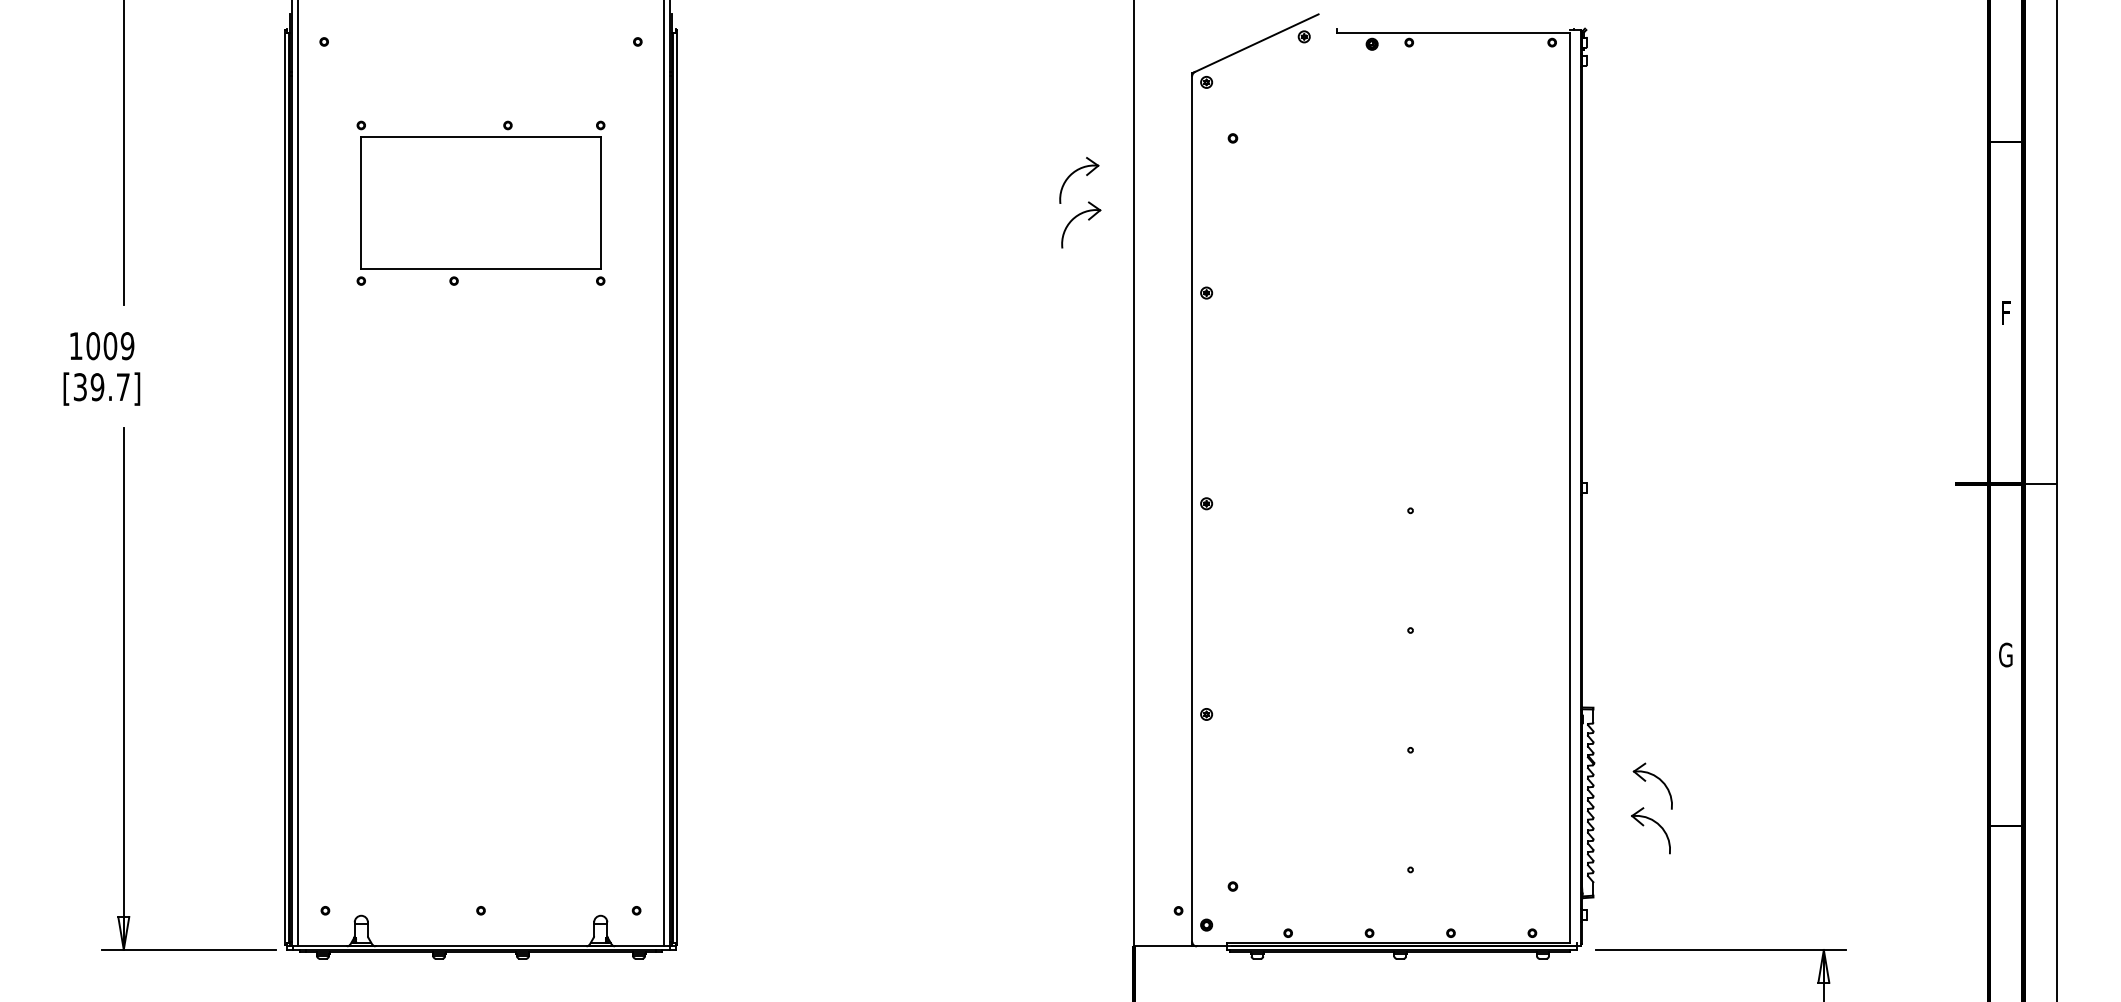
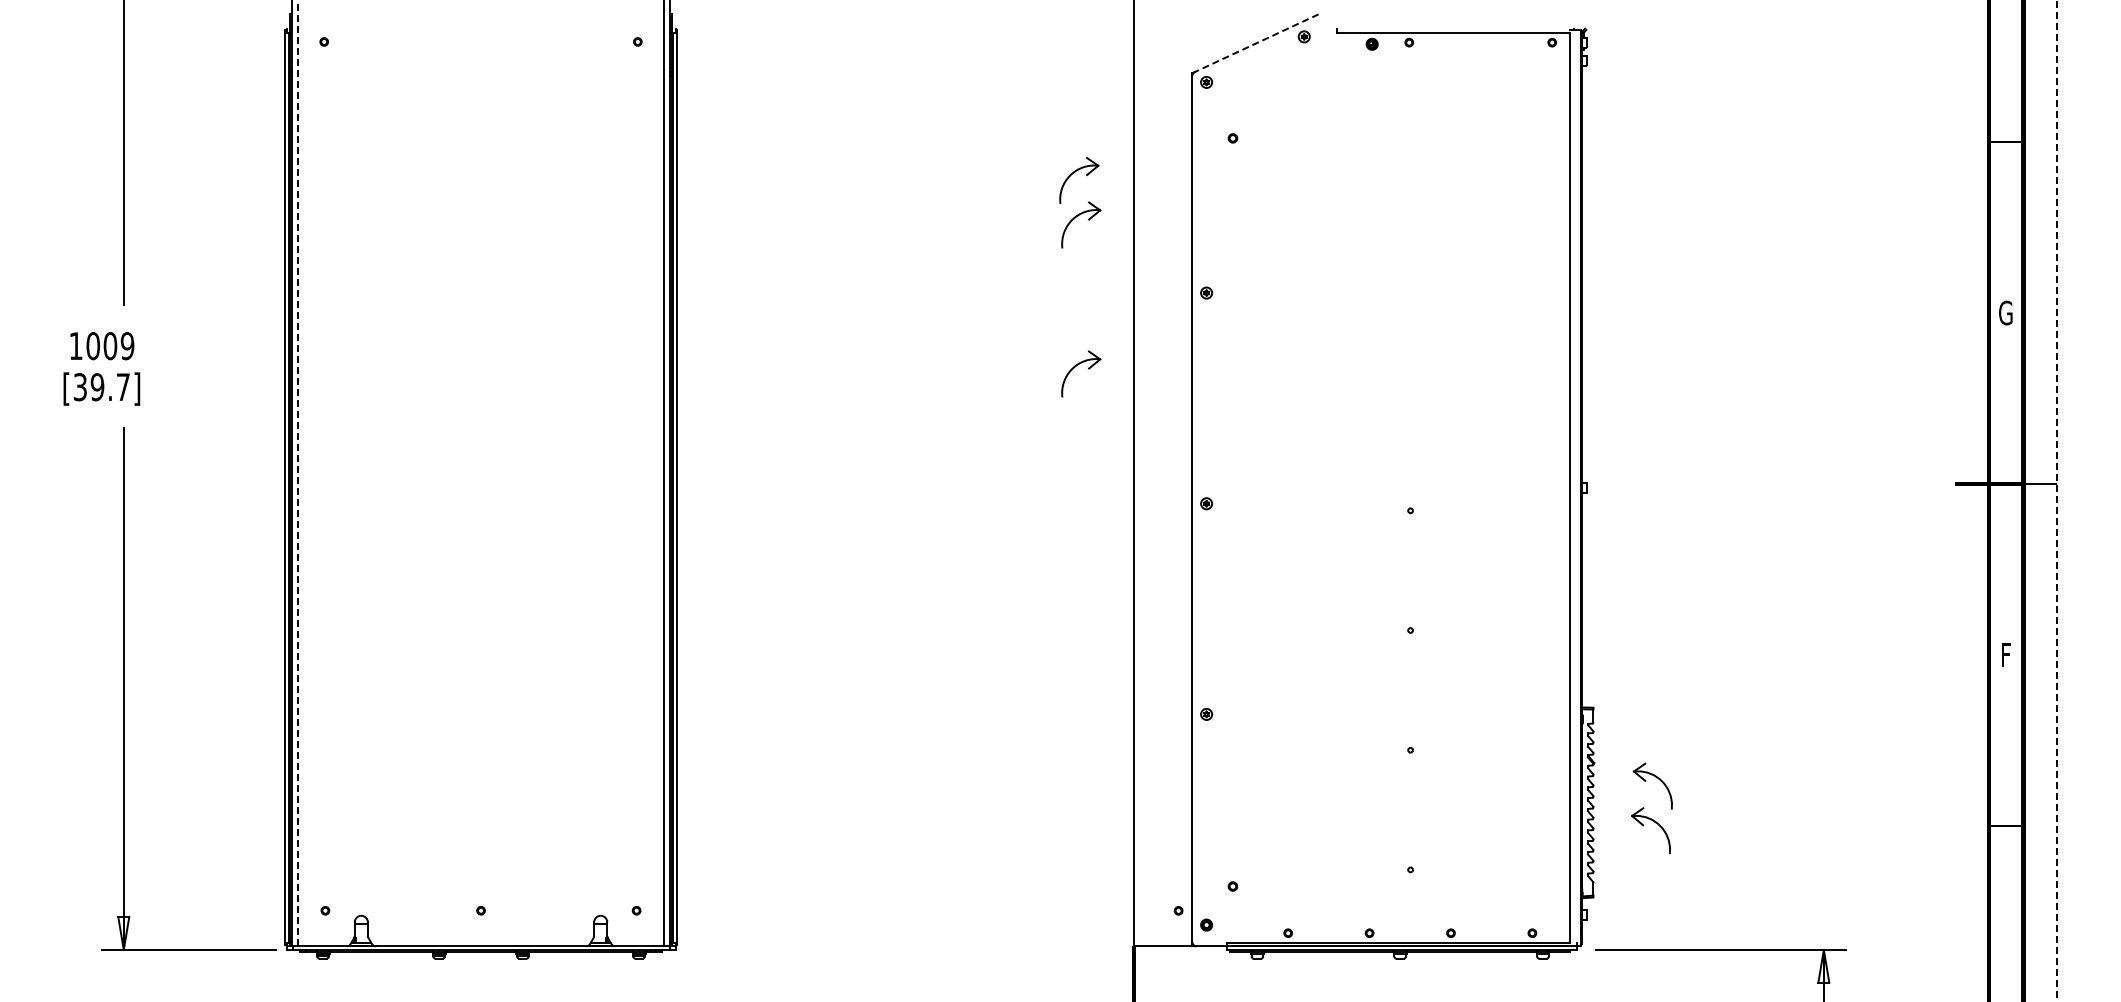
line: solid -> dashed (1256, 43)
part: present -> none (480, 202)
text: F -> G (2005, 312)
part: none -> present (1088, 369)
line: solid -> dashed (297, 473)
line: solid -> dashed (2057, 501)
text: G -> F (2005, 654)
